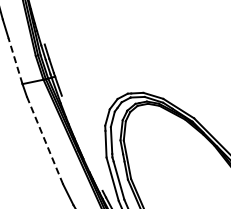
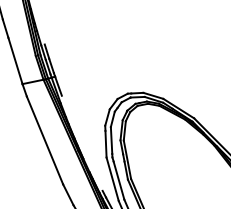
line: dashed -> solid (15, 60)
line: dashed -> solid (44, 140)
